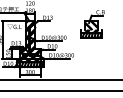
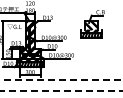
line: solid -> dashed (61, 80)
line: solid -> dashed (61, 91)
